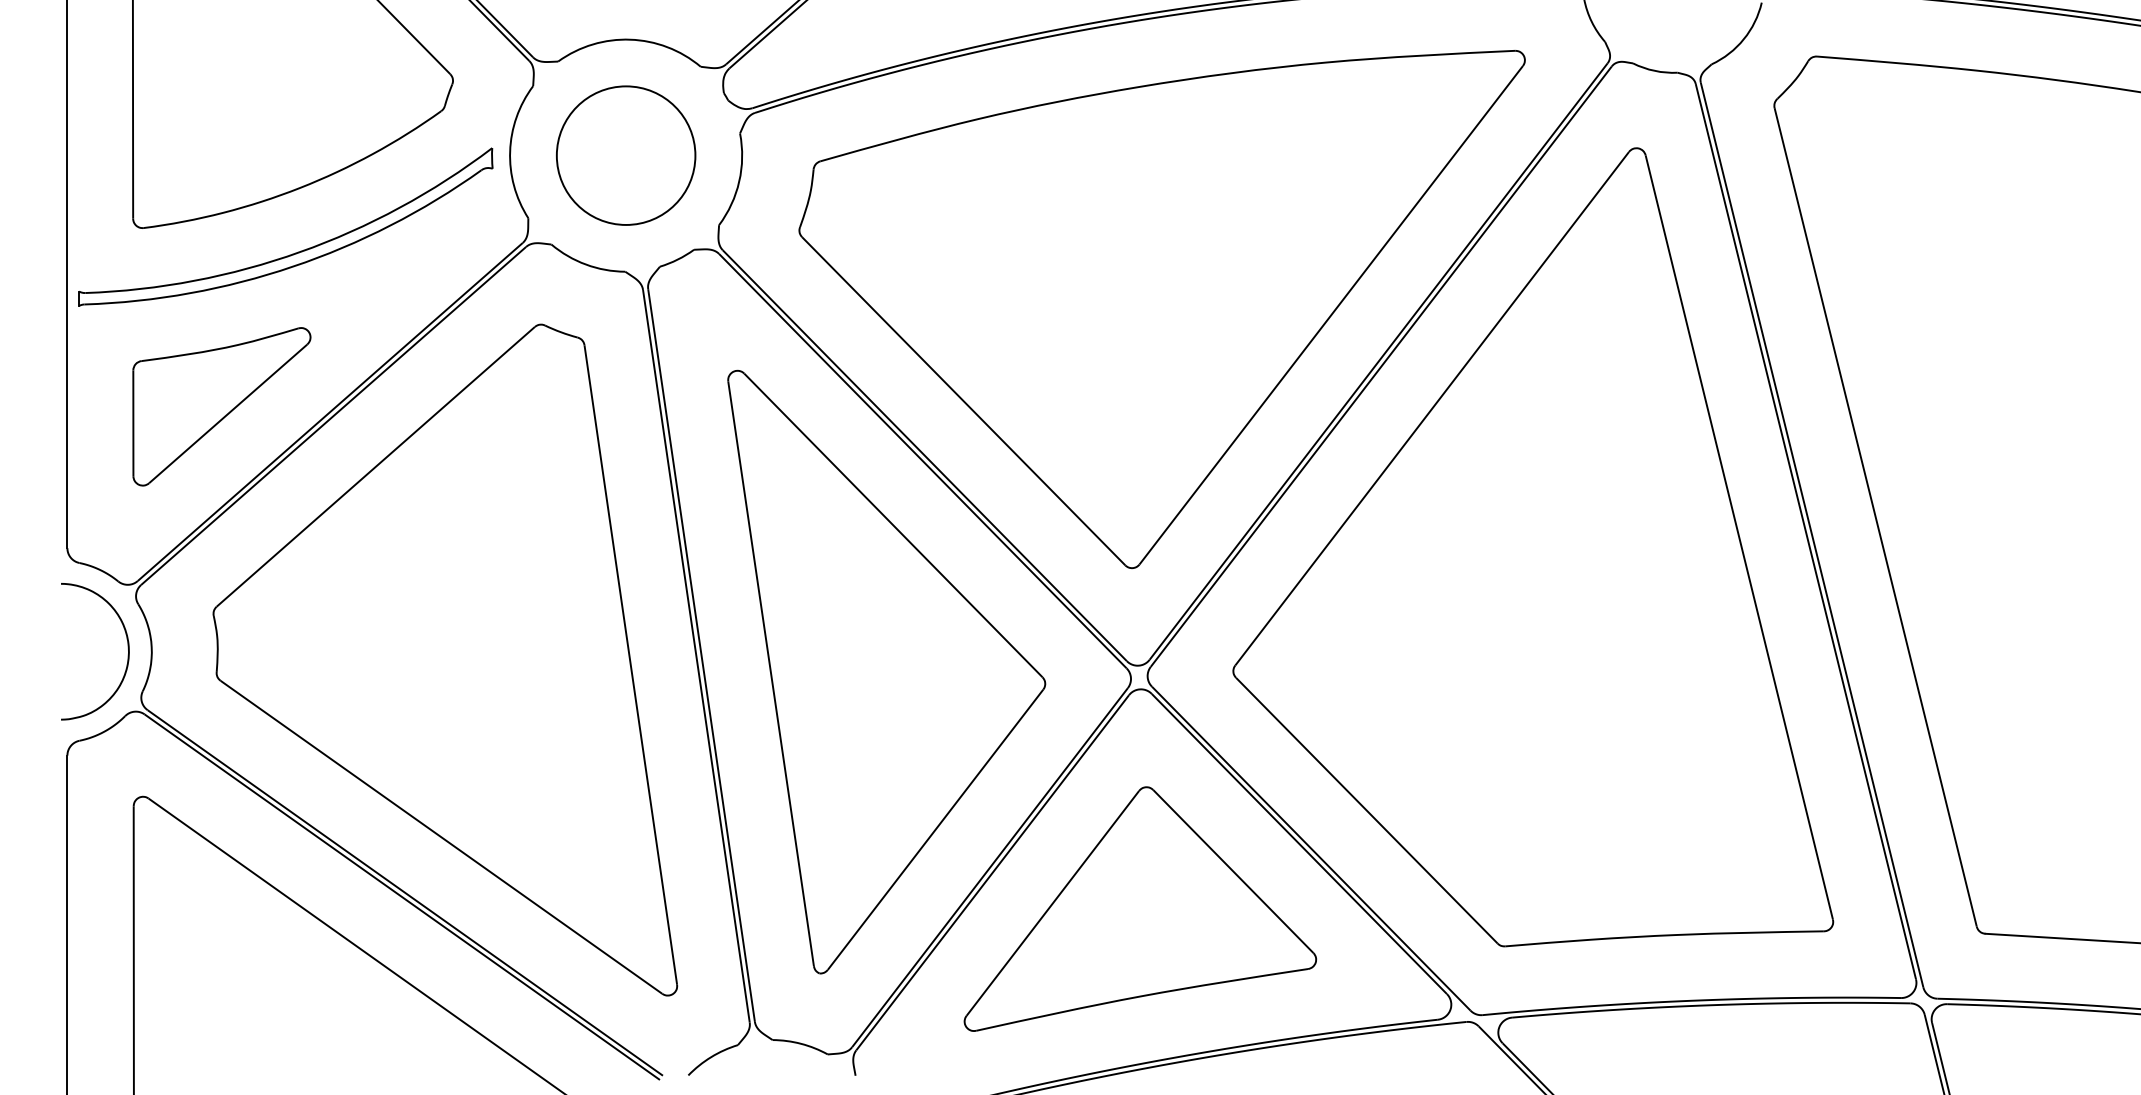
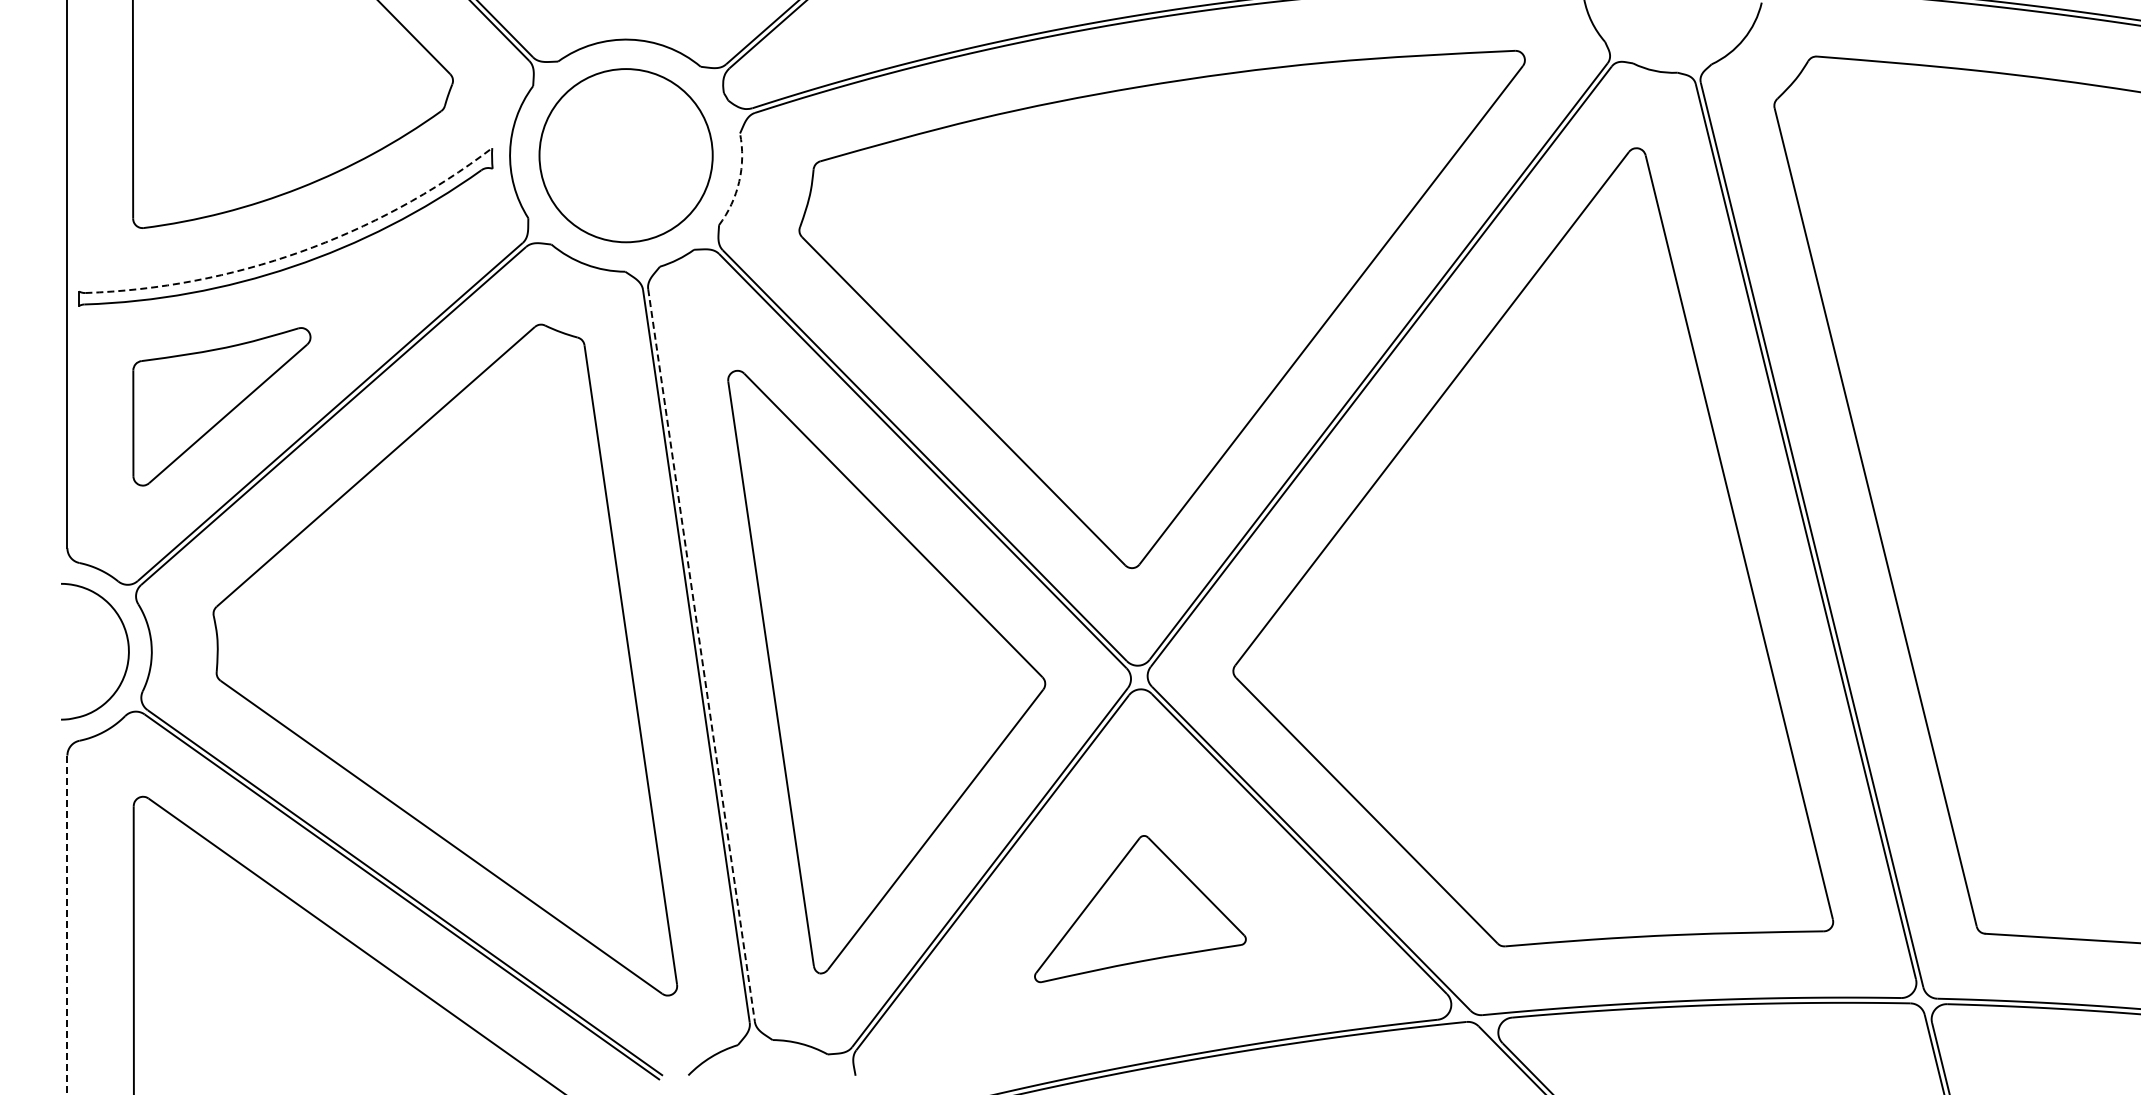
circle diameter: 139 px -> 173 px (625, 155)
arc: solid -> dashed (739, 181)
arc: solid -> dashed (300, 252)
line: solid -> dashed (701, 655)
part size: 355x246 px -> 213x149 px (1140, 909)
line: solid -> dashed (67, 925)
